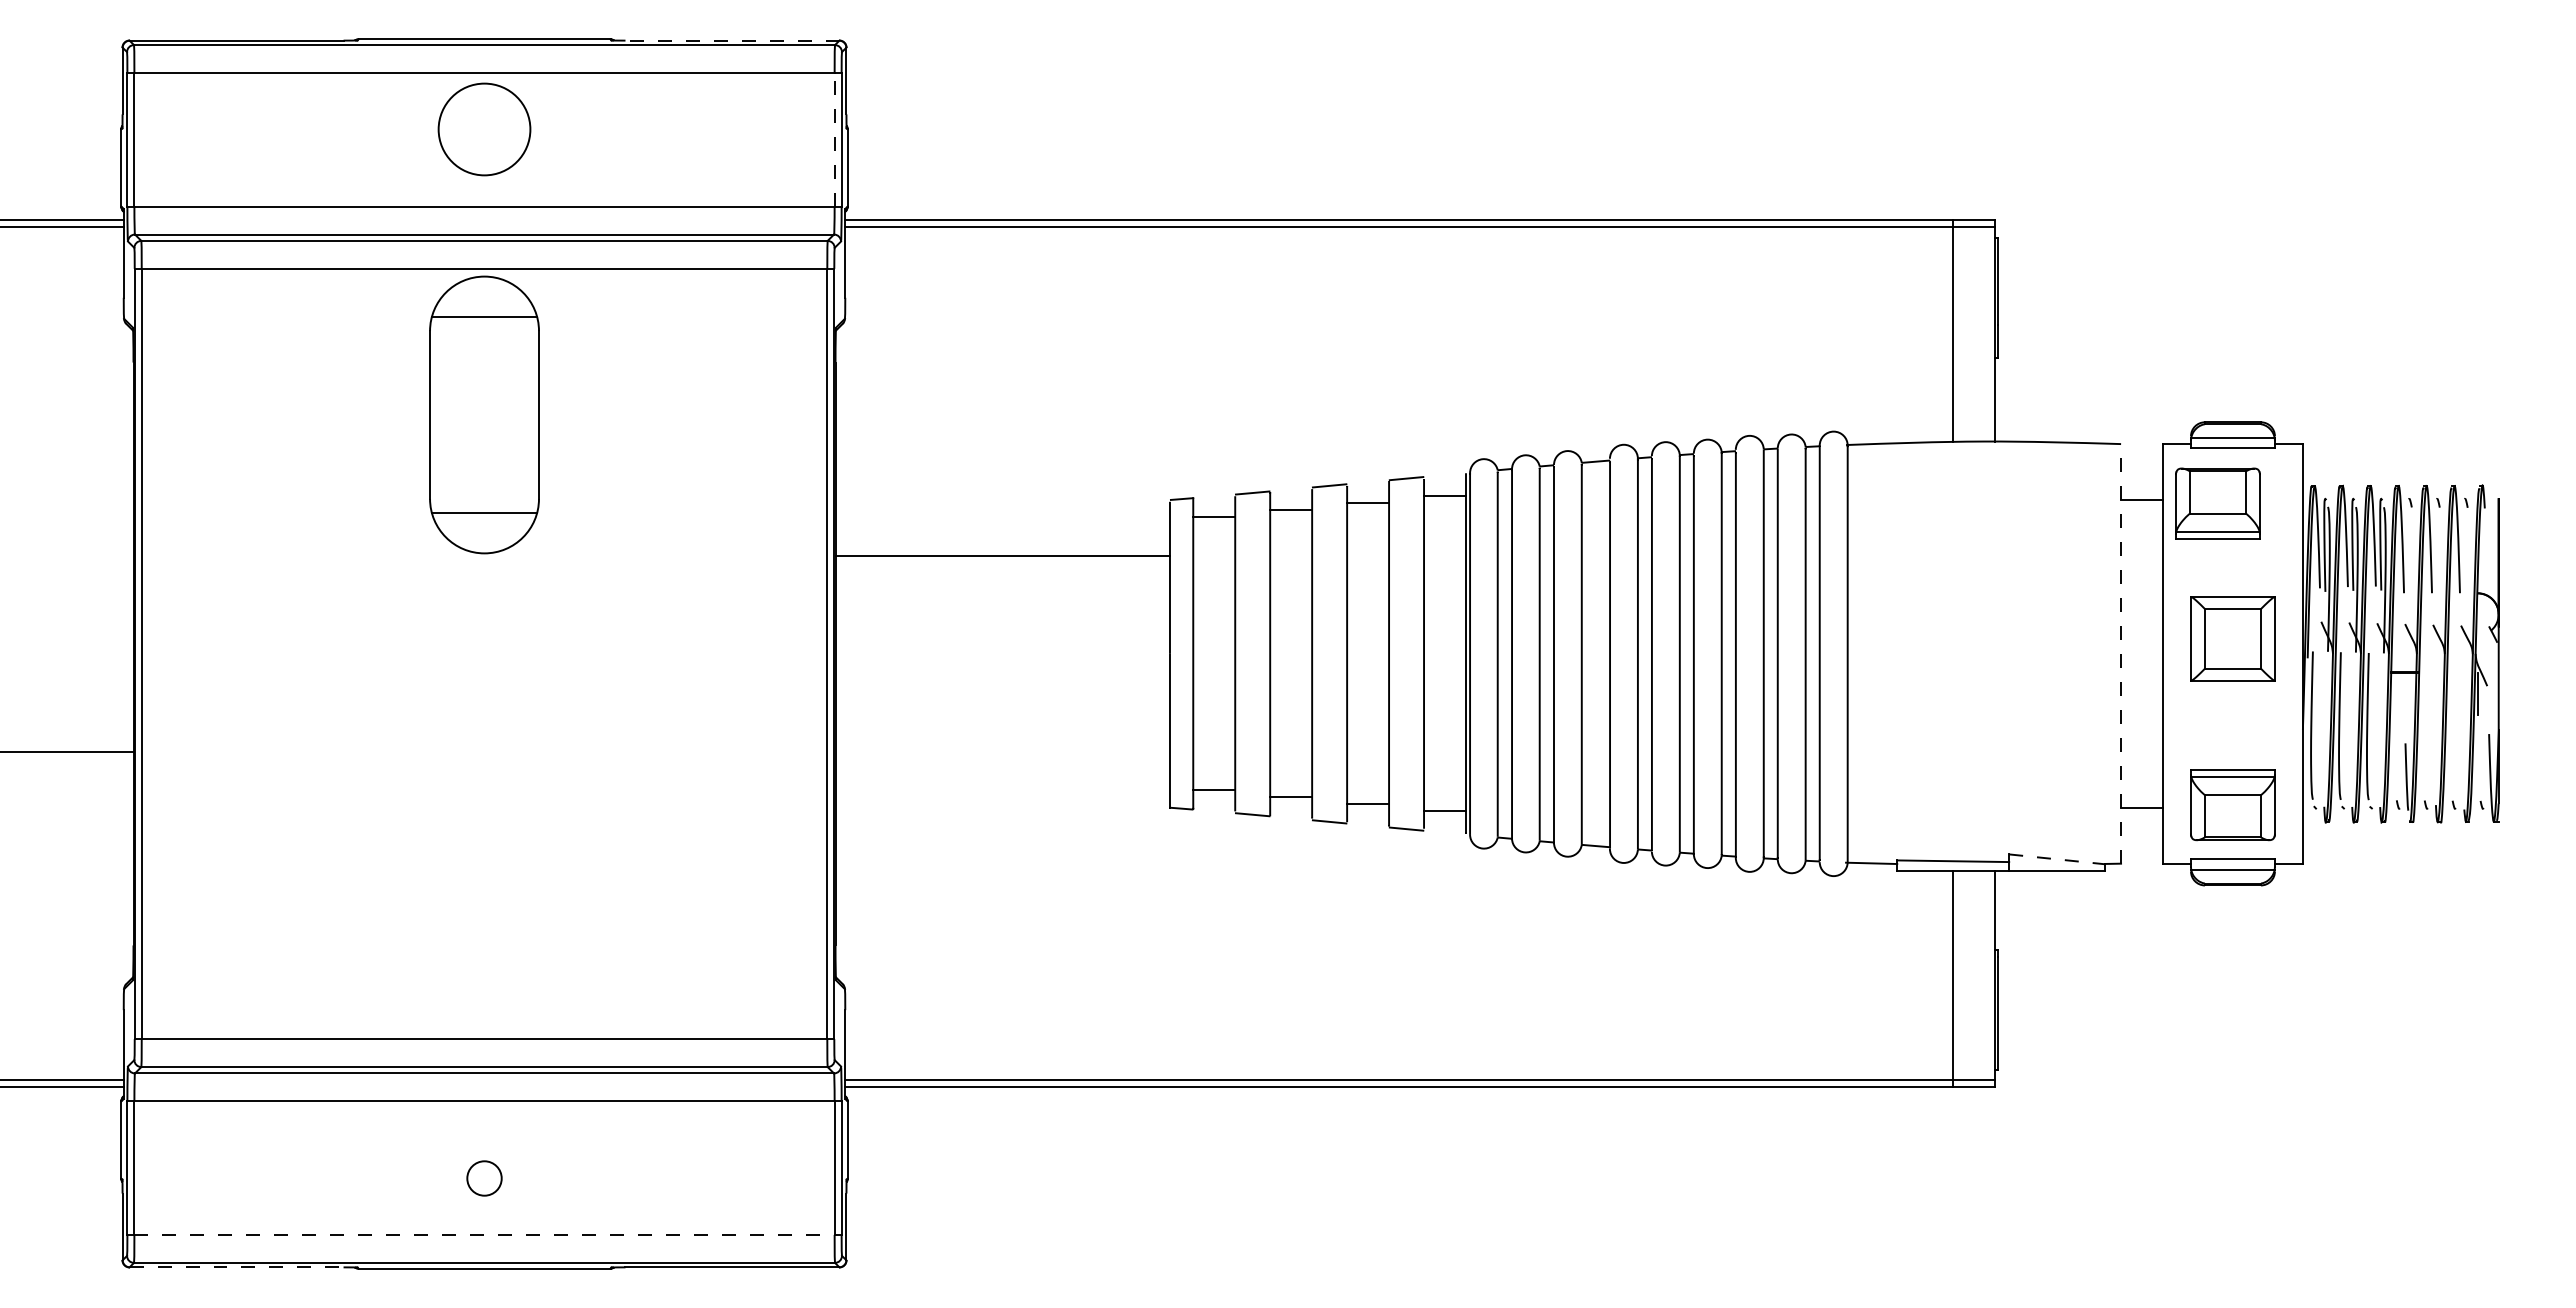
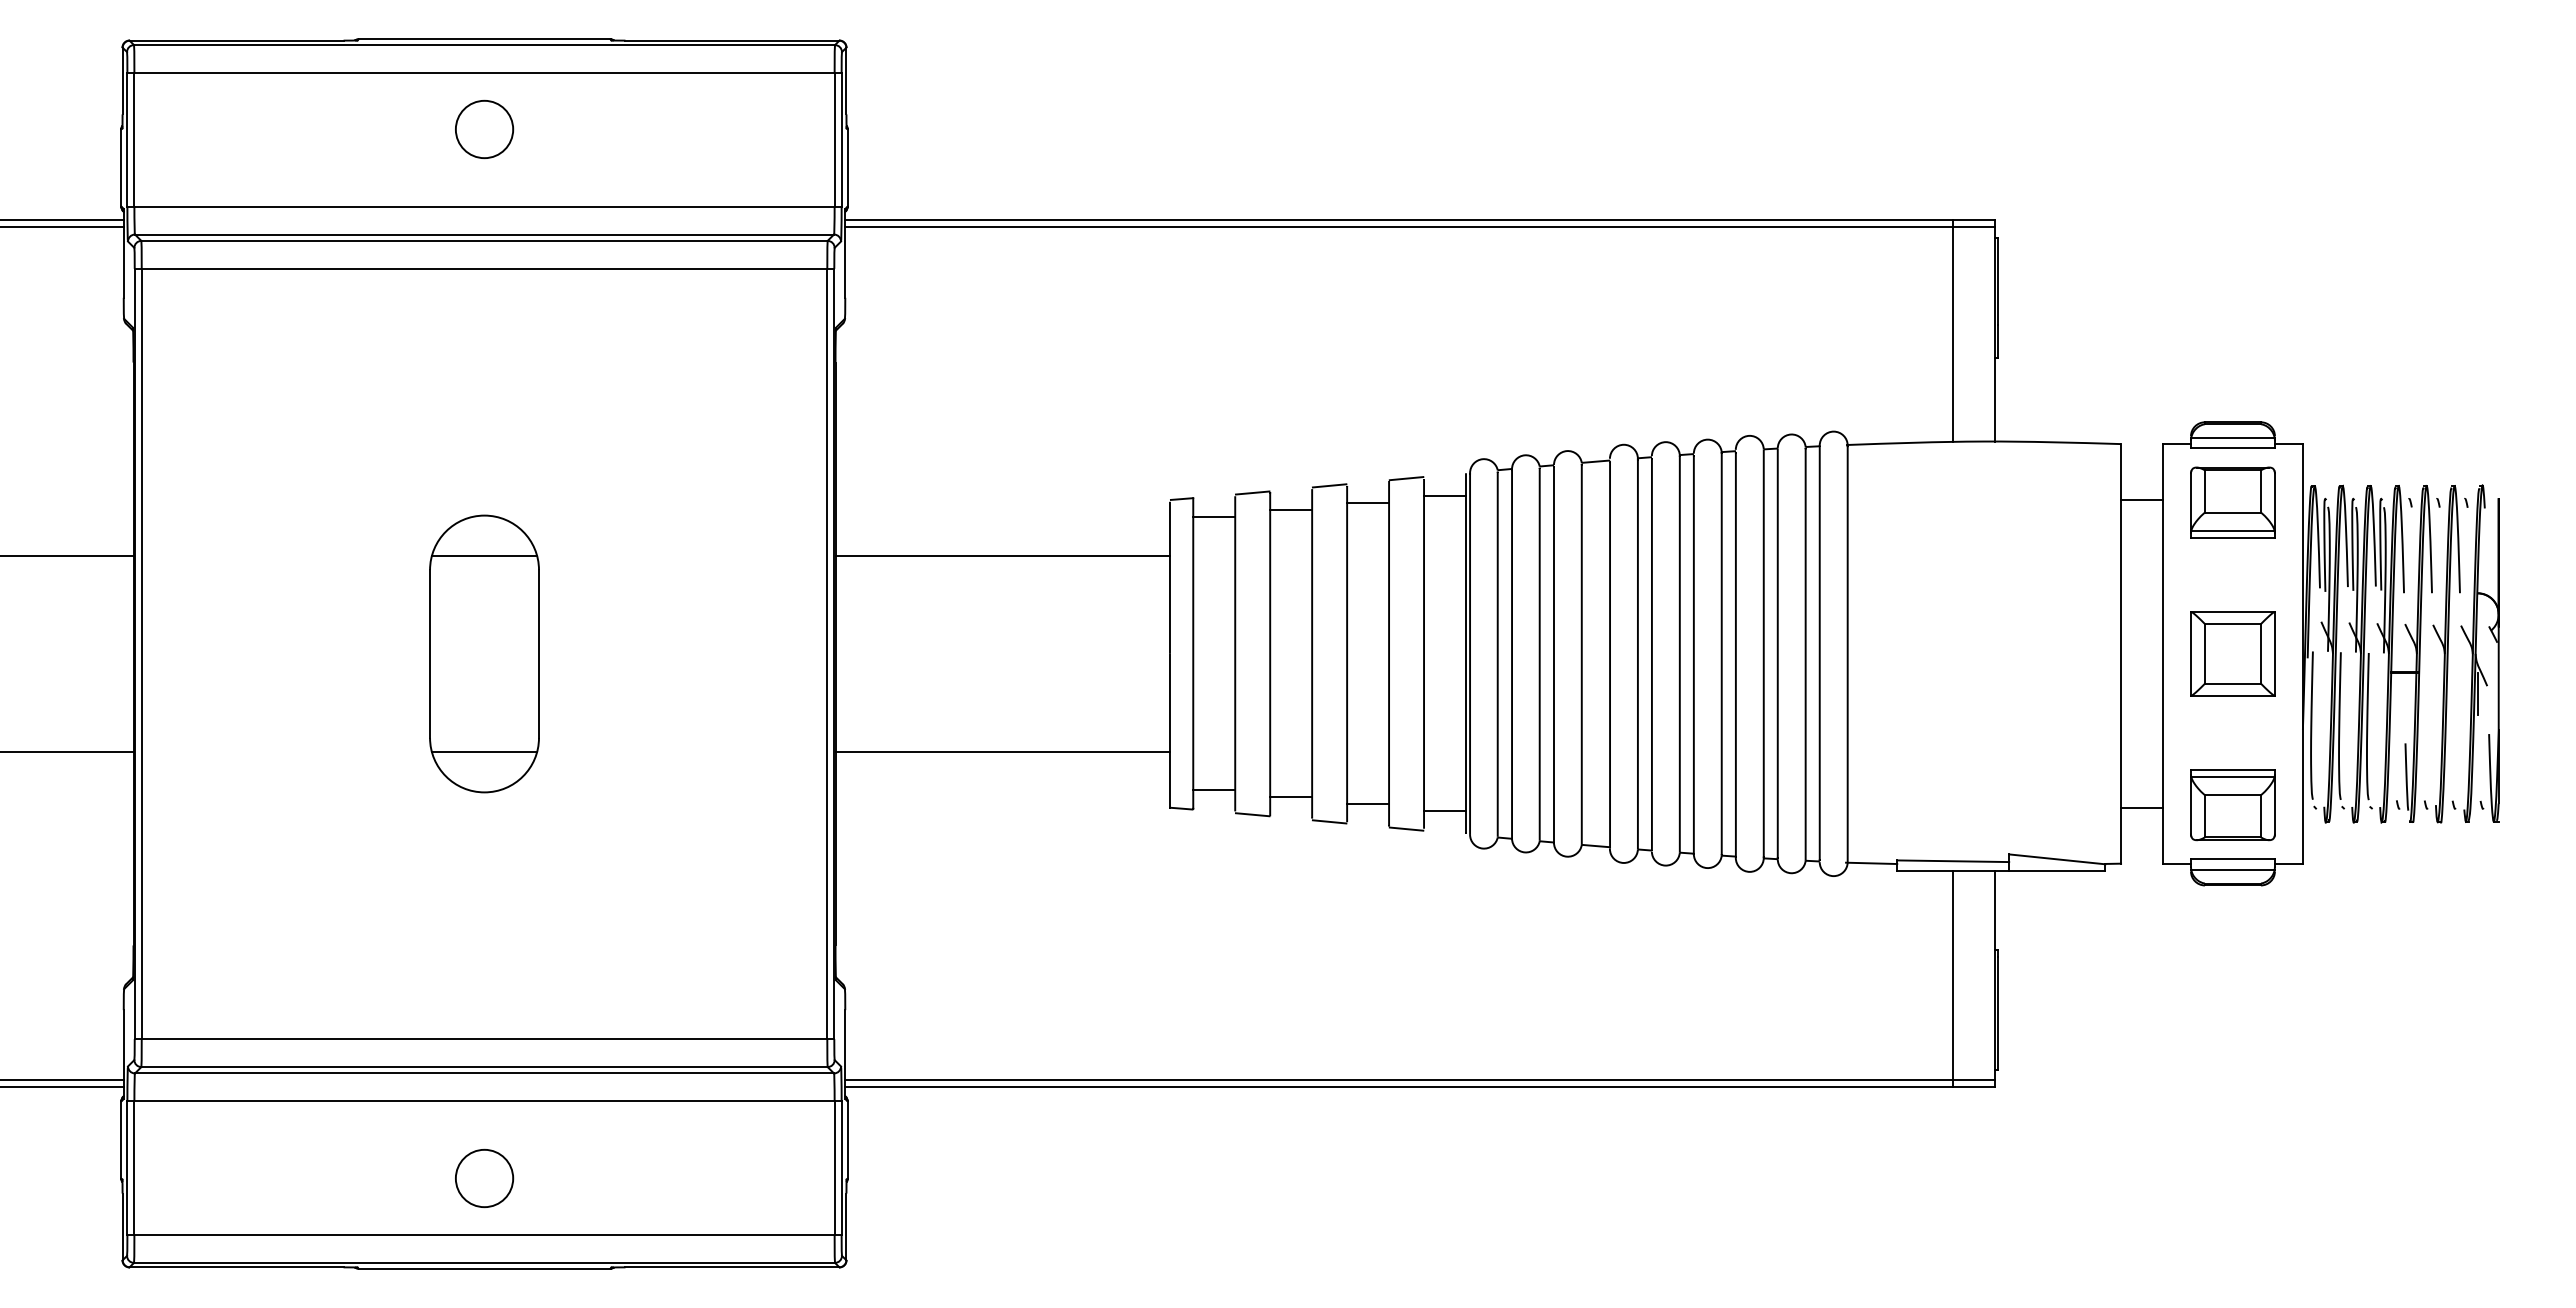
line: dashed -> solid (732, 40)
circle diameter: 92 px -> 57 px (484, 129)
line: dashed -> solid (834, 139)
part position: (484, 414) -> (484, 653) (484, 653)
part position: (2217, 503) -> (2232, 502) (2232, 502)
line: none -> present (67, 555)
part position: (2232, 638) -> (2232, 653) (2232, 653)
line: dashed -> solid (2121, 653)
line: none -> present (1002, 751)
line: dashed -> solid (2057, 859)
circle diameter: 34 px -> 57 px (484, 1178)
line: dashed -> solid (485, 1234)
line: dashed -> solid (236, 1267)
